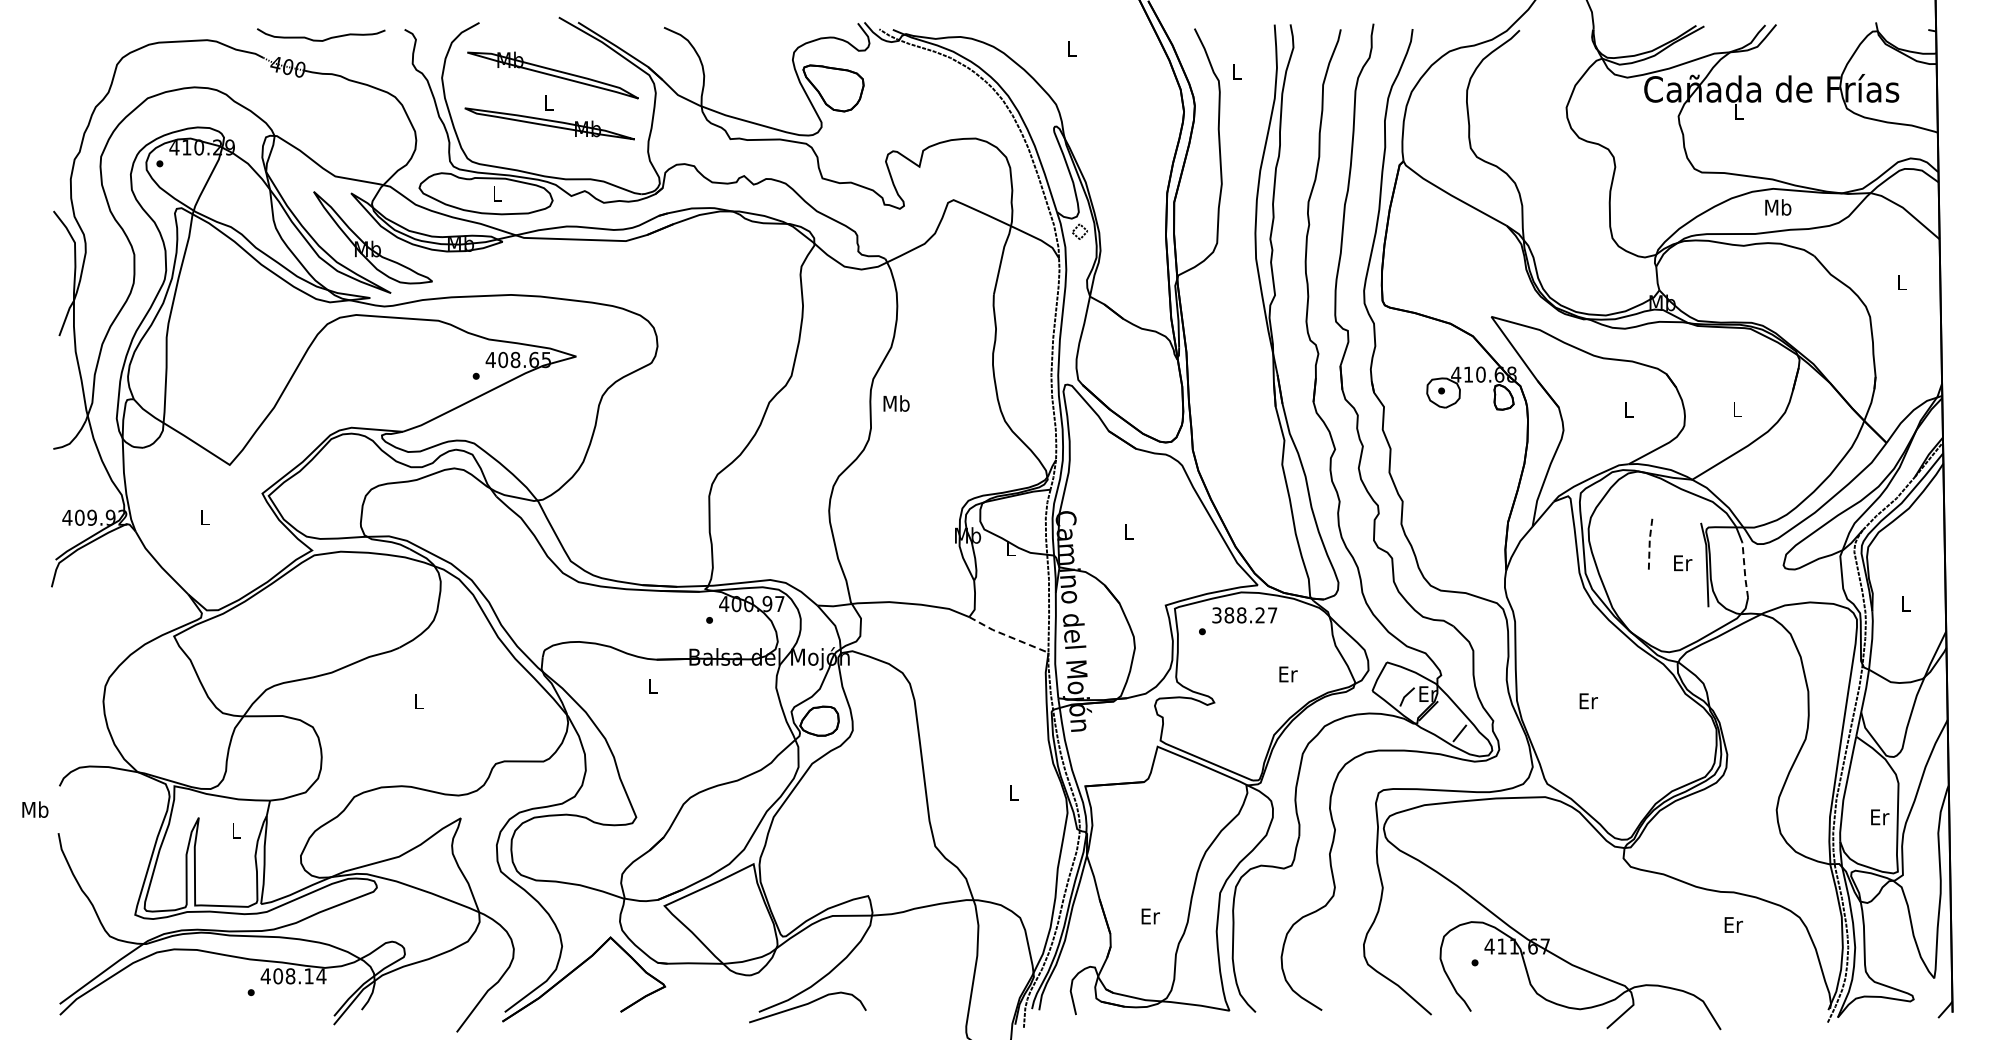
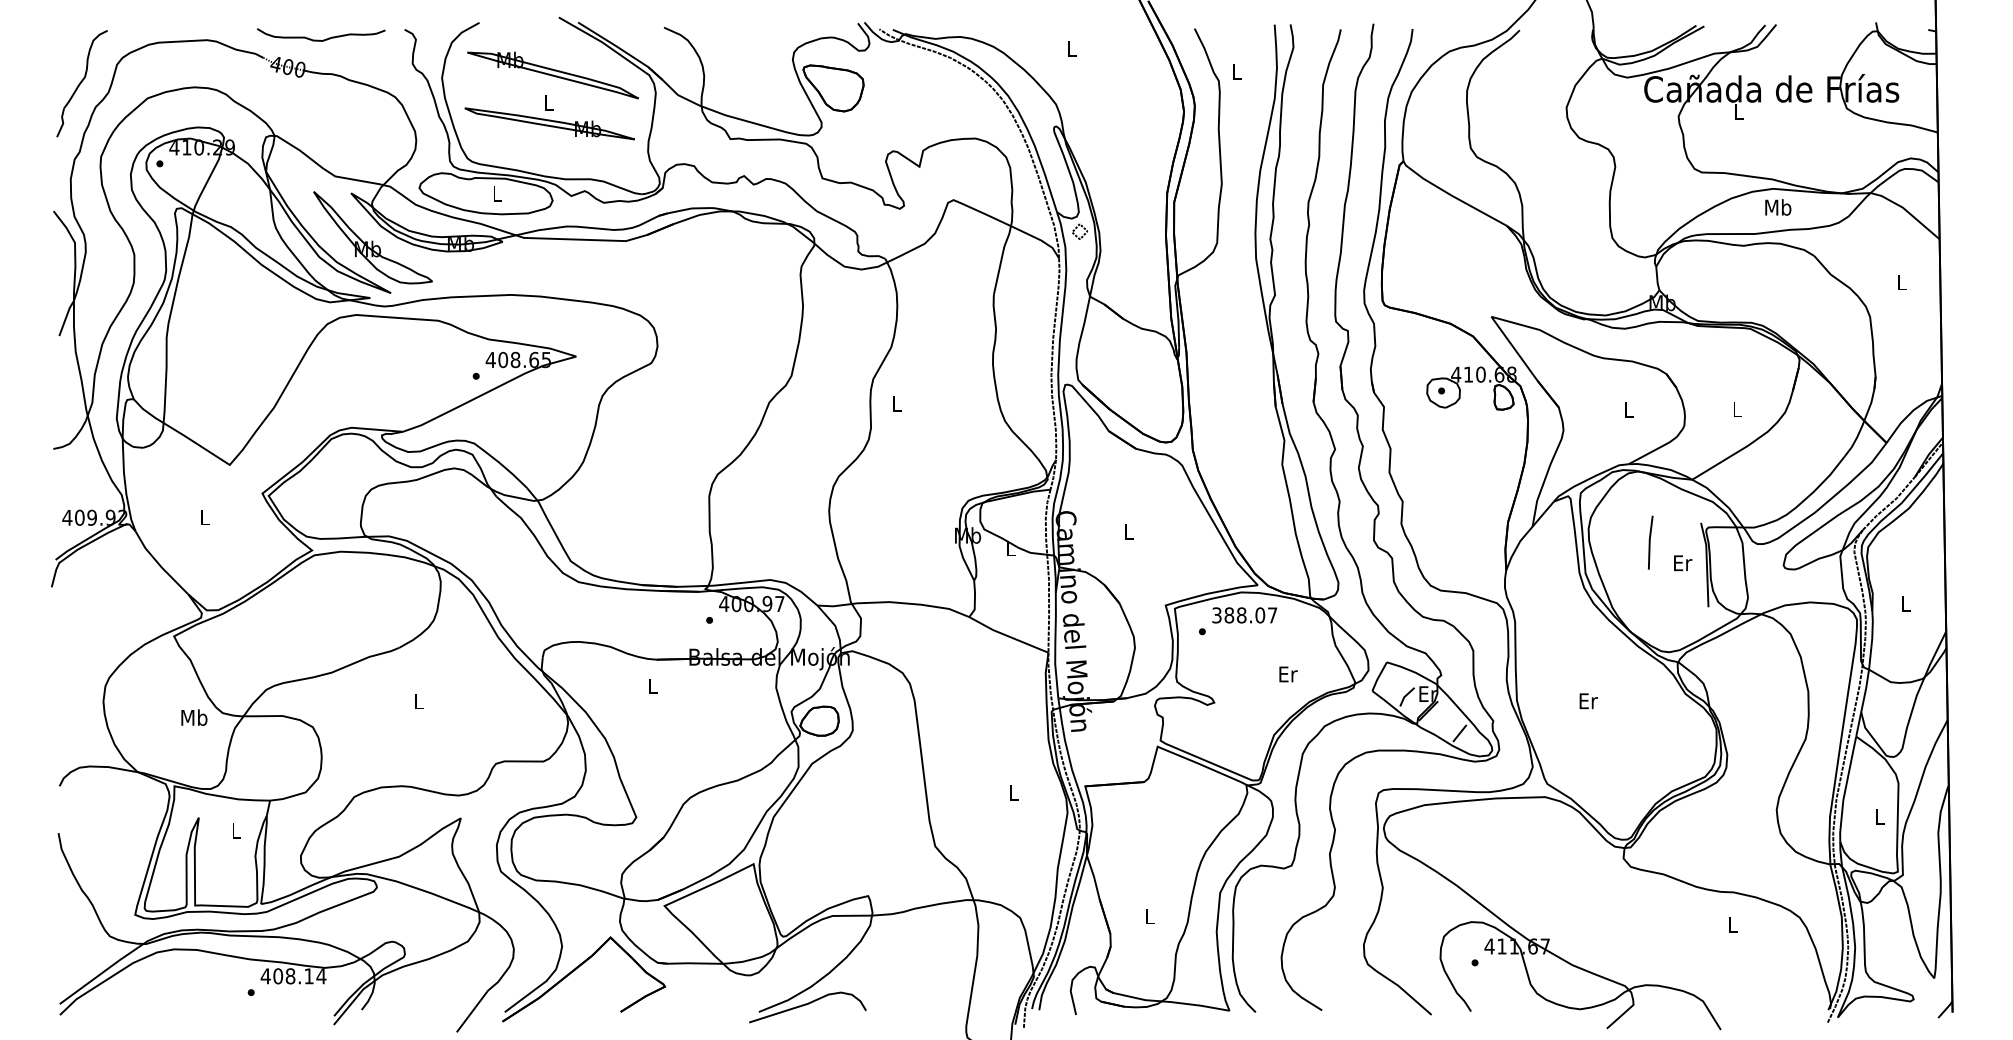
part: none -> present (81, 83)
text: Mb -> L (896, 403)
line: dashed -> solid (1649, 542)
line: dashed -> solid (1744, 571)
text: 388.27 -> 388.07 (1260, 615)
line: dashed -> solid (1008, 636)
text position: (35, 809) -> (194, 717) (194, 717)
text: Er -> L (1880, 817)
text: Er -> L (1150, 916)
text: Er -> L (1733, 924)
